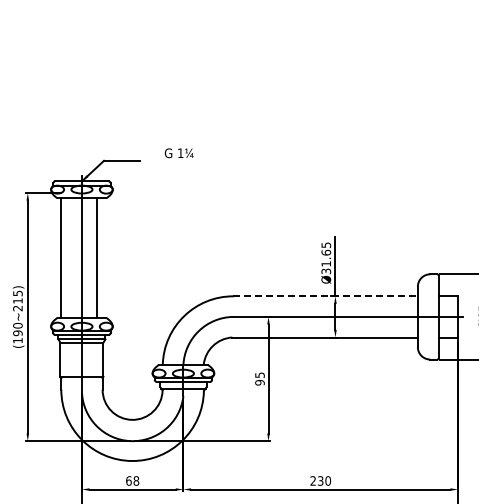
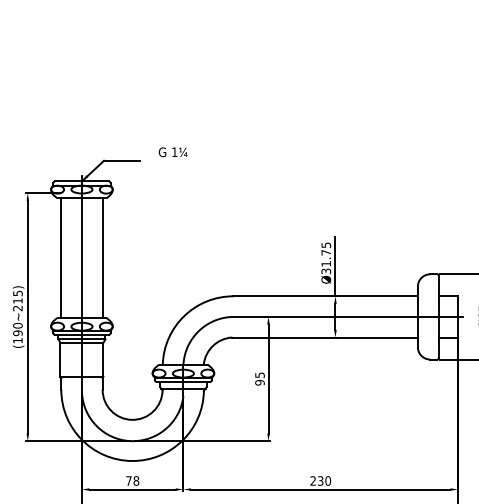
text position: (178, 153) -> (172, 152) (172, 152)
text: Ø31.65 -> Ø31.75 (326, 252)
line position: (96, 258) -> (102, 258) (102, 258)
line: dashed -> solid (325, 296)
text: 68 -> 78 (128, 480)
